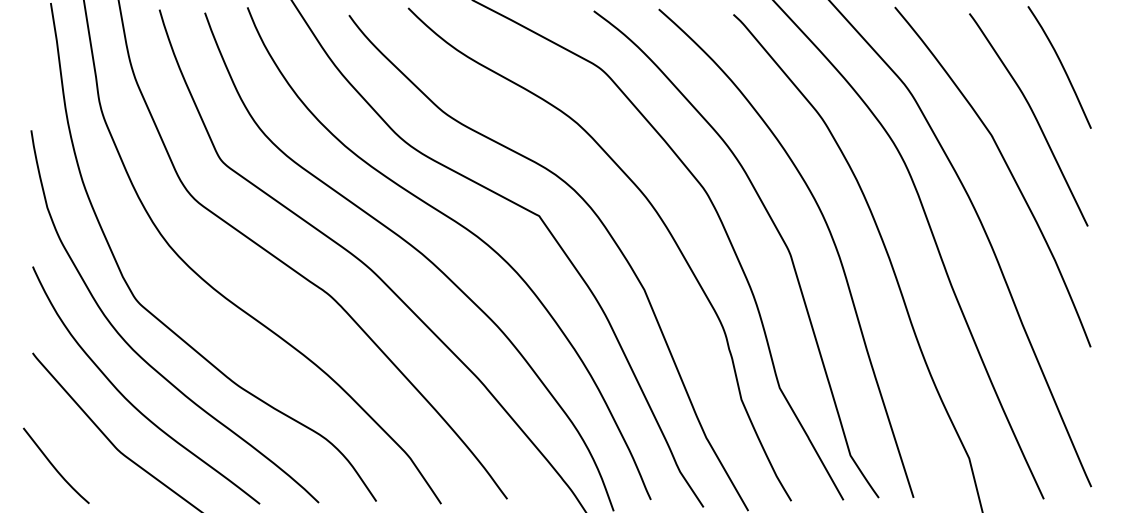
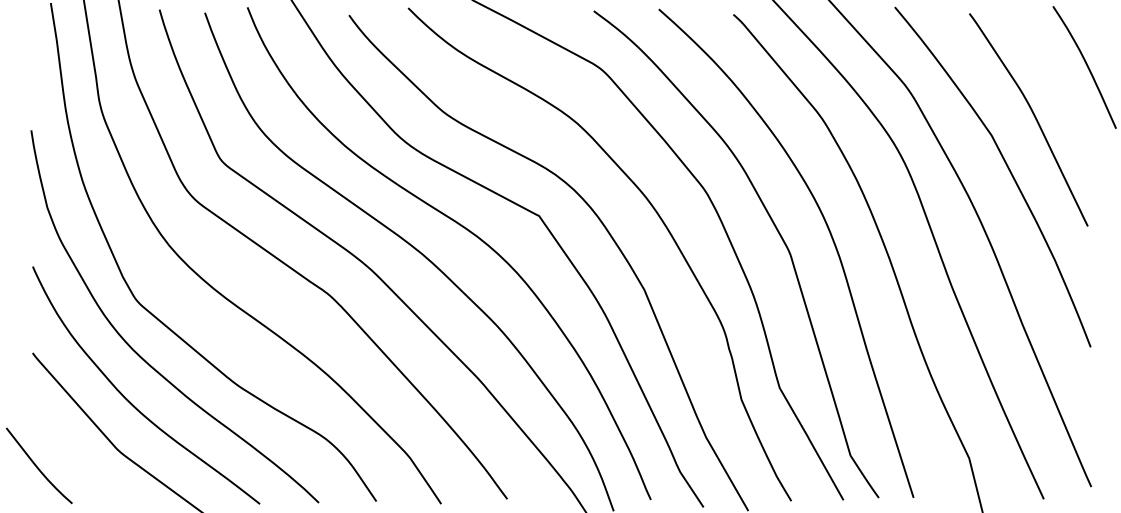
curve position: (1061, 66) -> (1086, 66) (1086, 66)
curve position: (54, 466) -> (37, 466) (37, 466)
